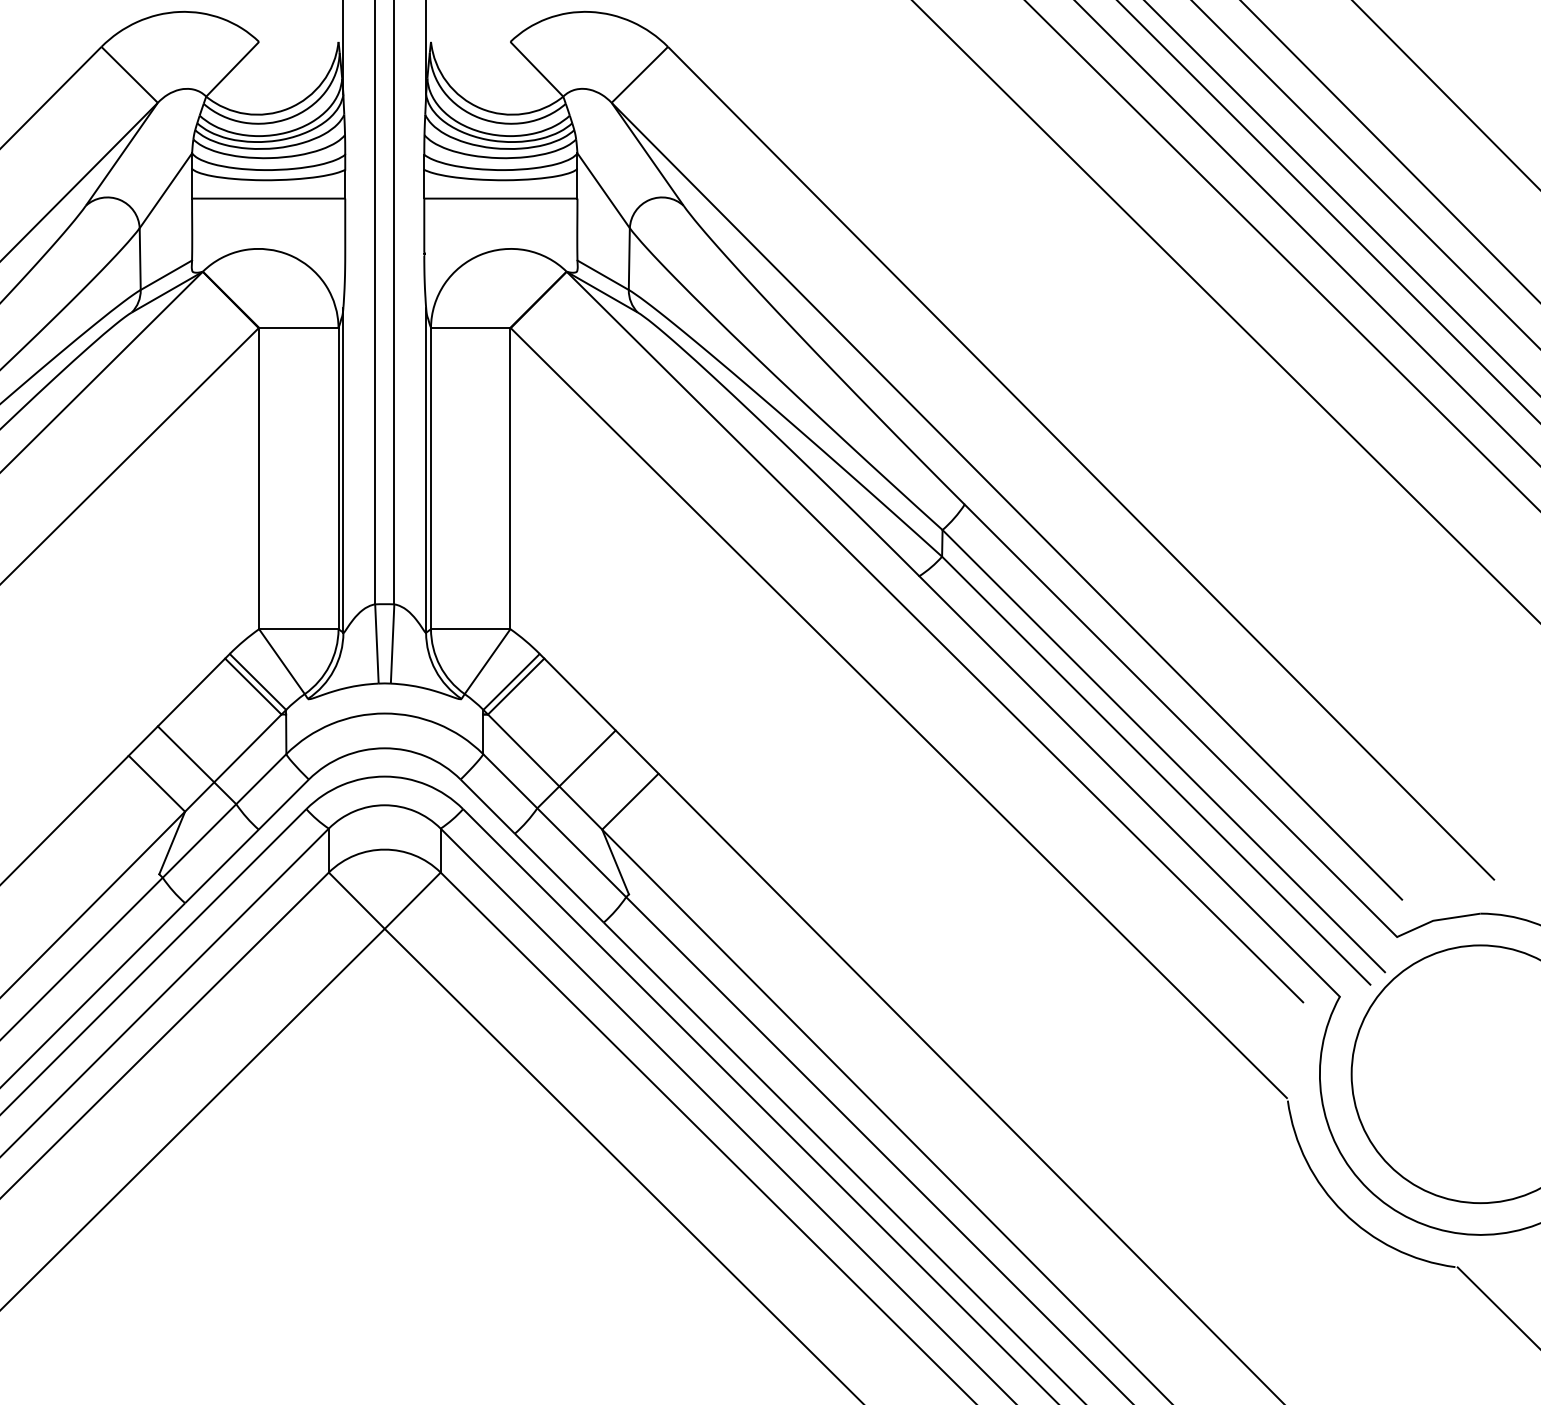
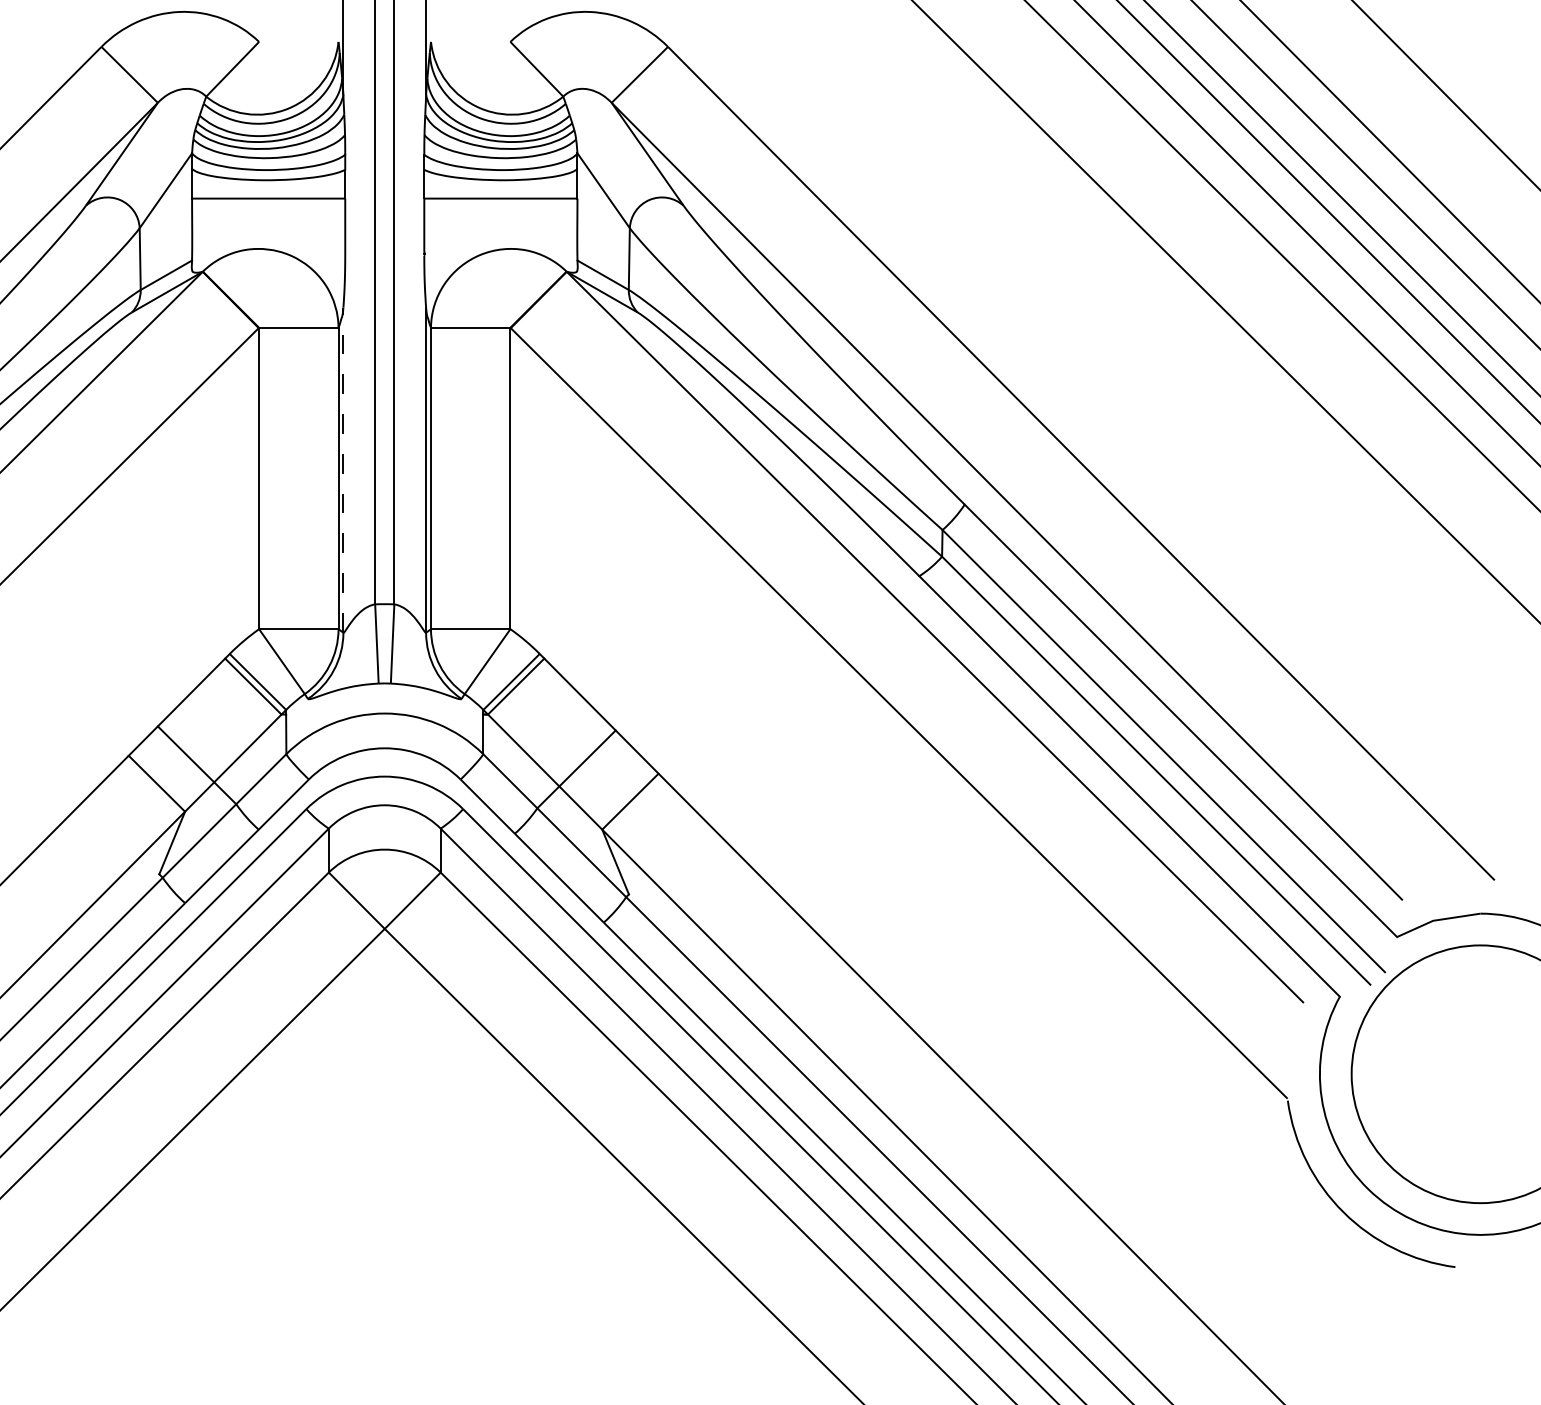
line: solid -> dashed (343, 470)
line: present -> none (1497, 1306)
